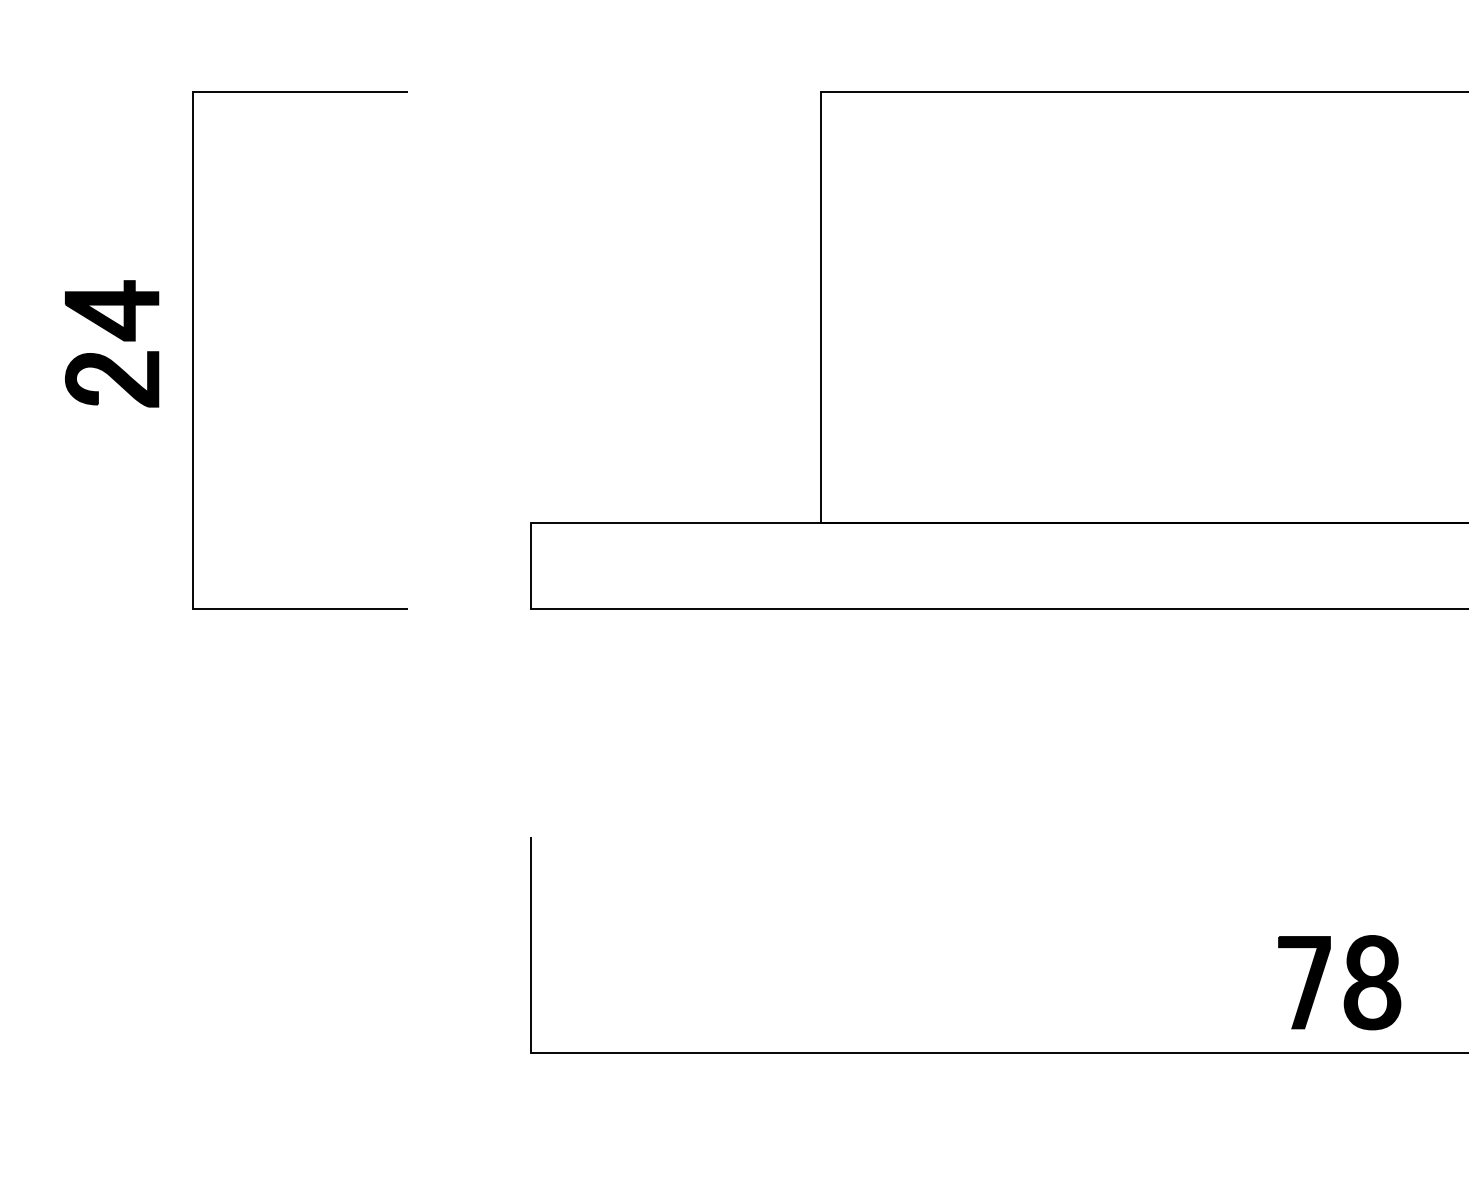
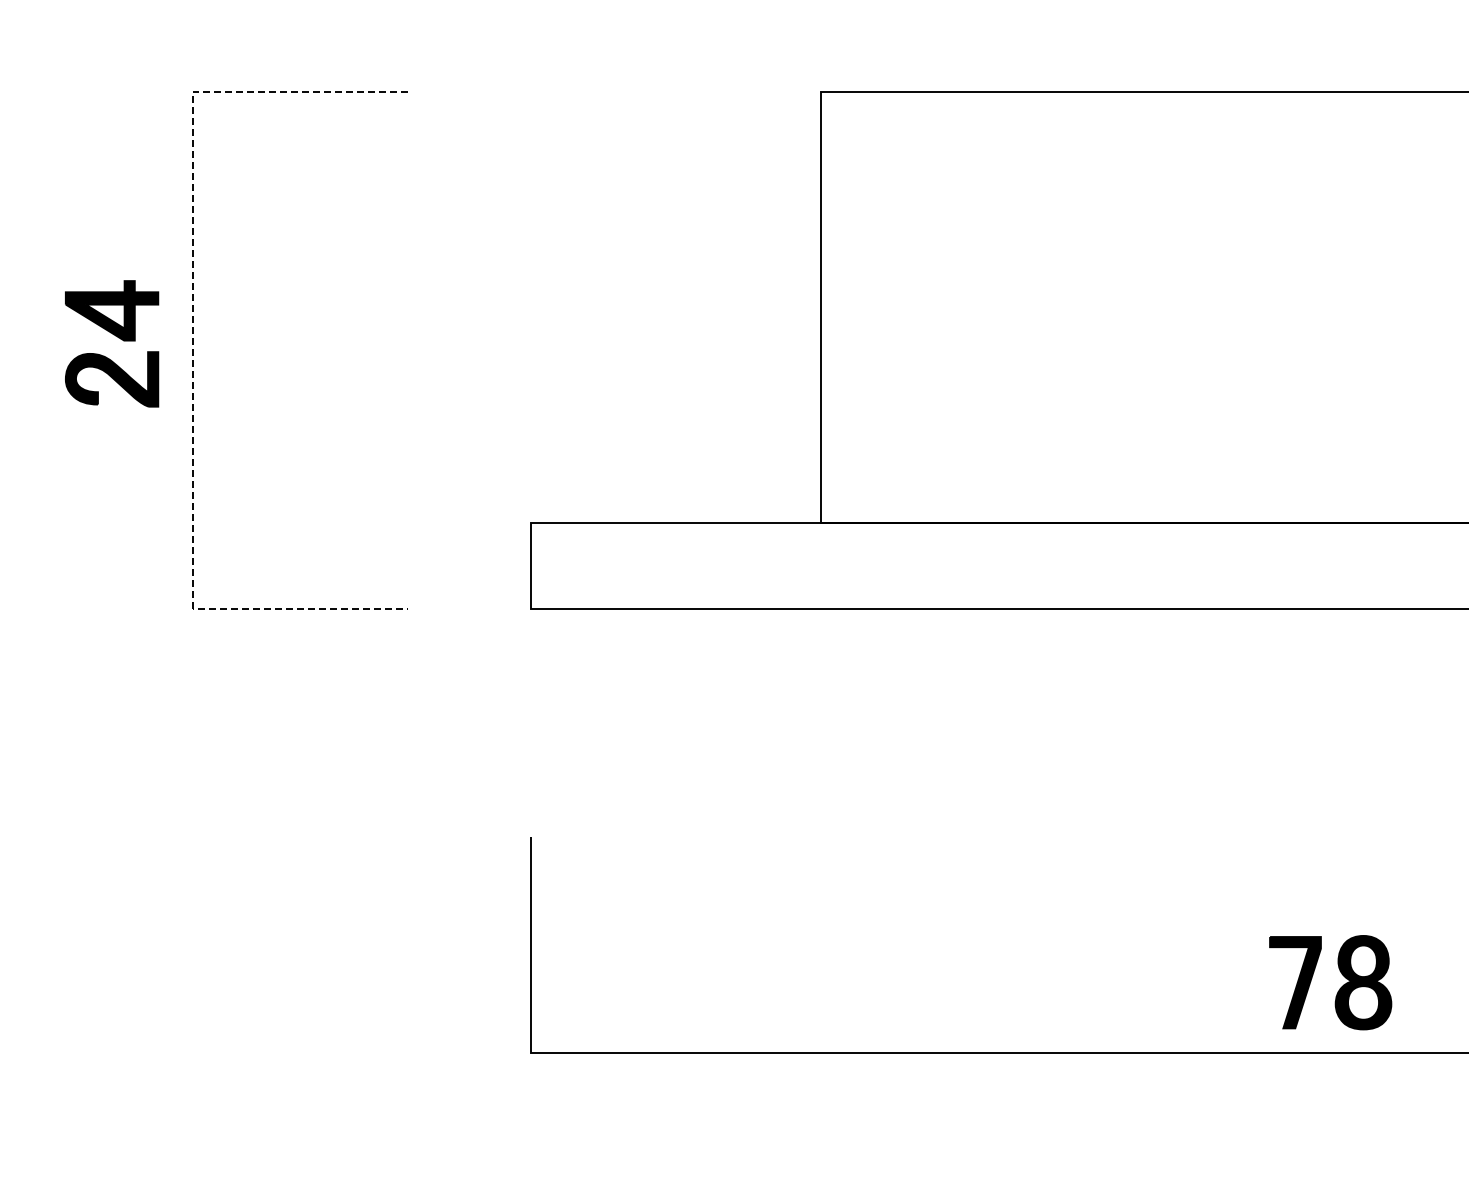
line: solid -> dashed (192, 350)
part position: (1348, 988) -> (1339, 988) (1339, 988)
